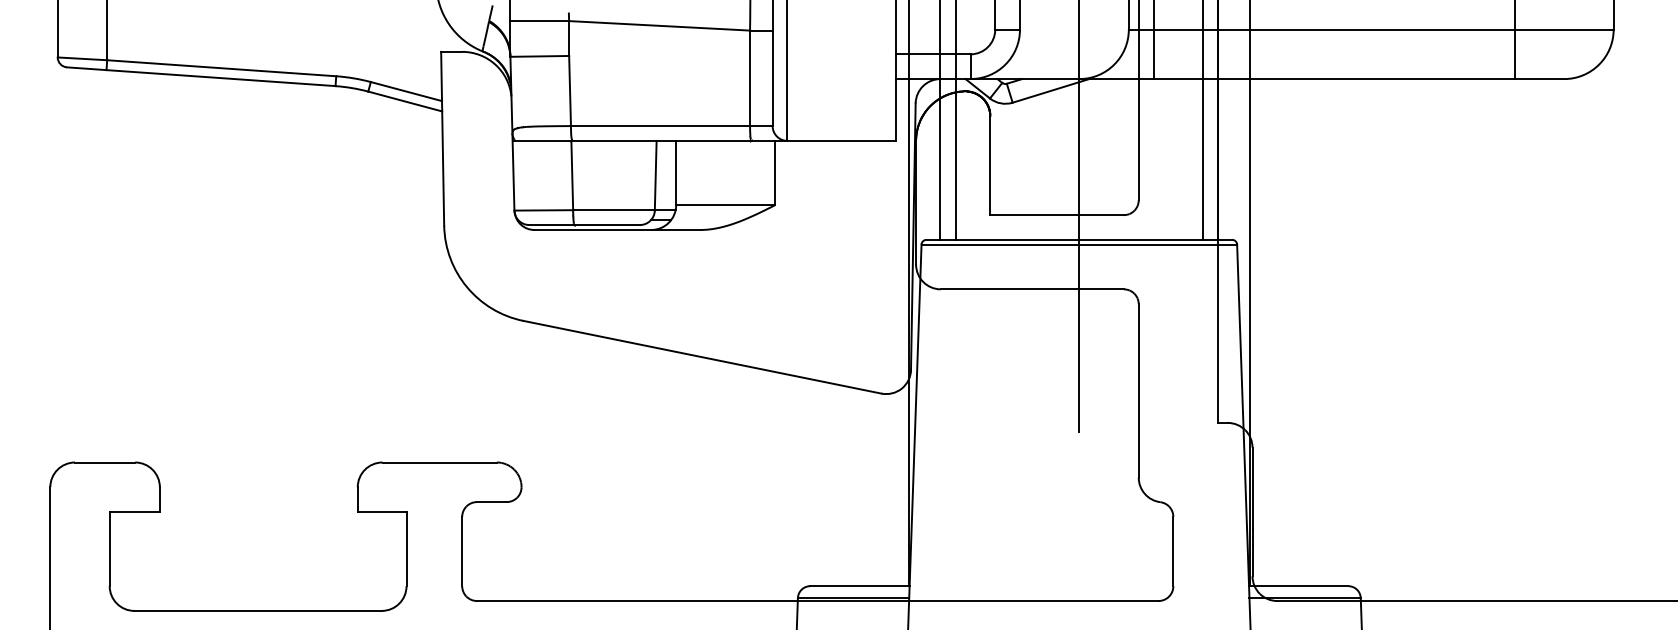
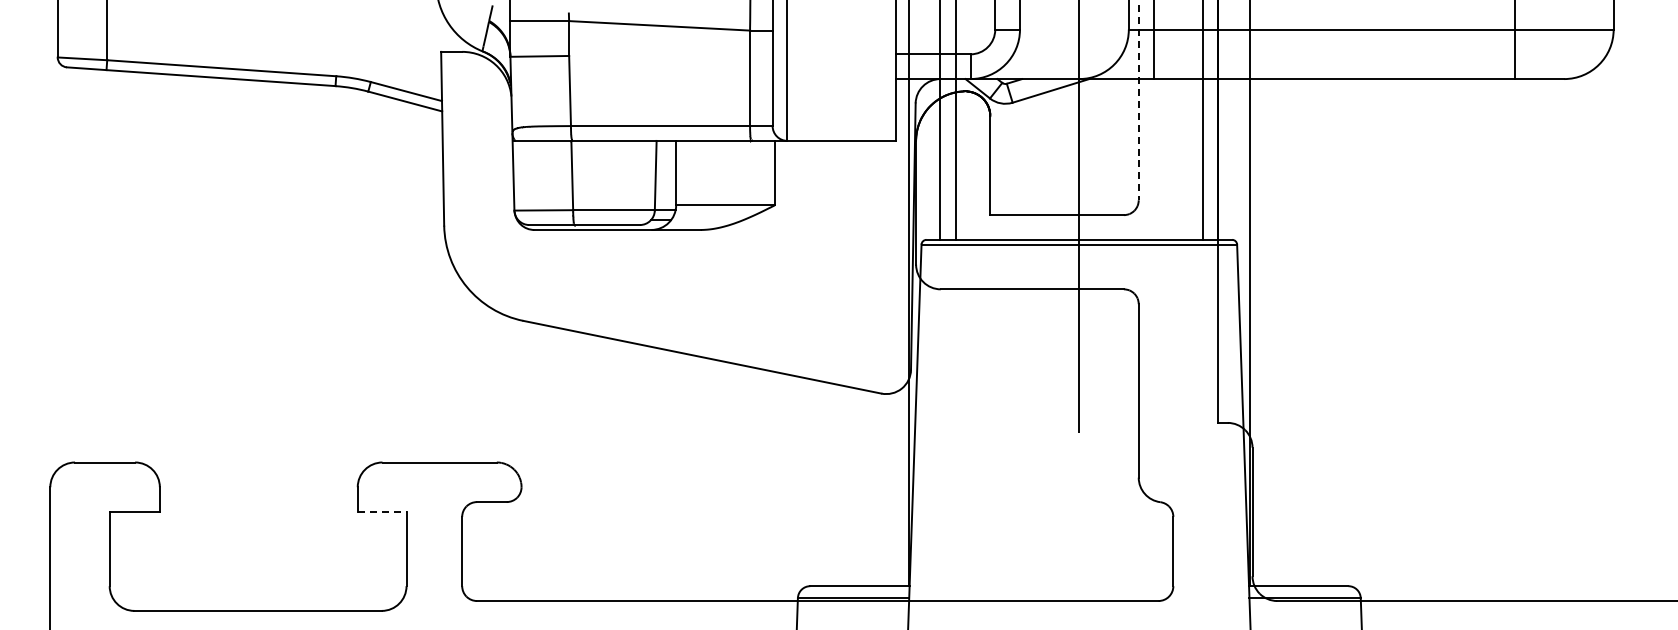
line: solid -> dashed (1138, 100)
line: solid -> dashed (382, 511)
